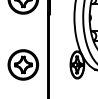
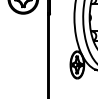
part: present -> none (23, 64)
